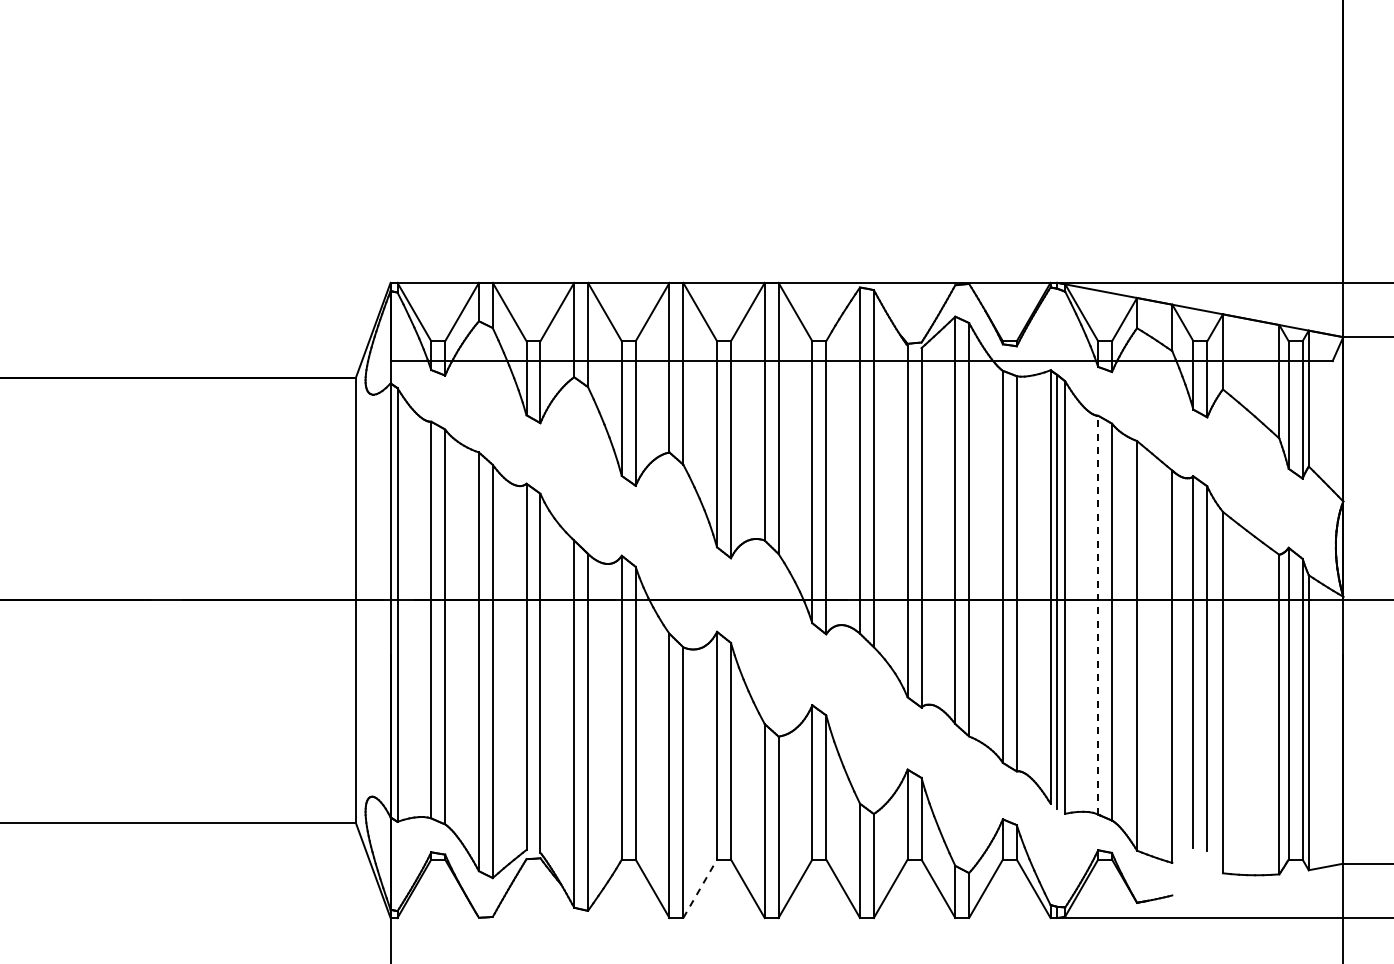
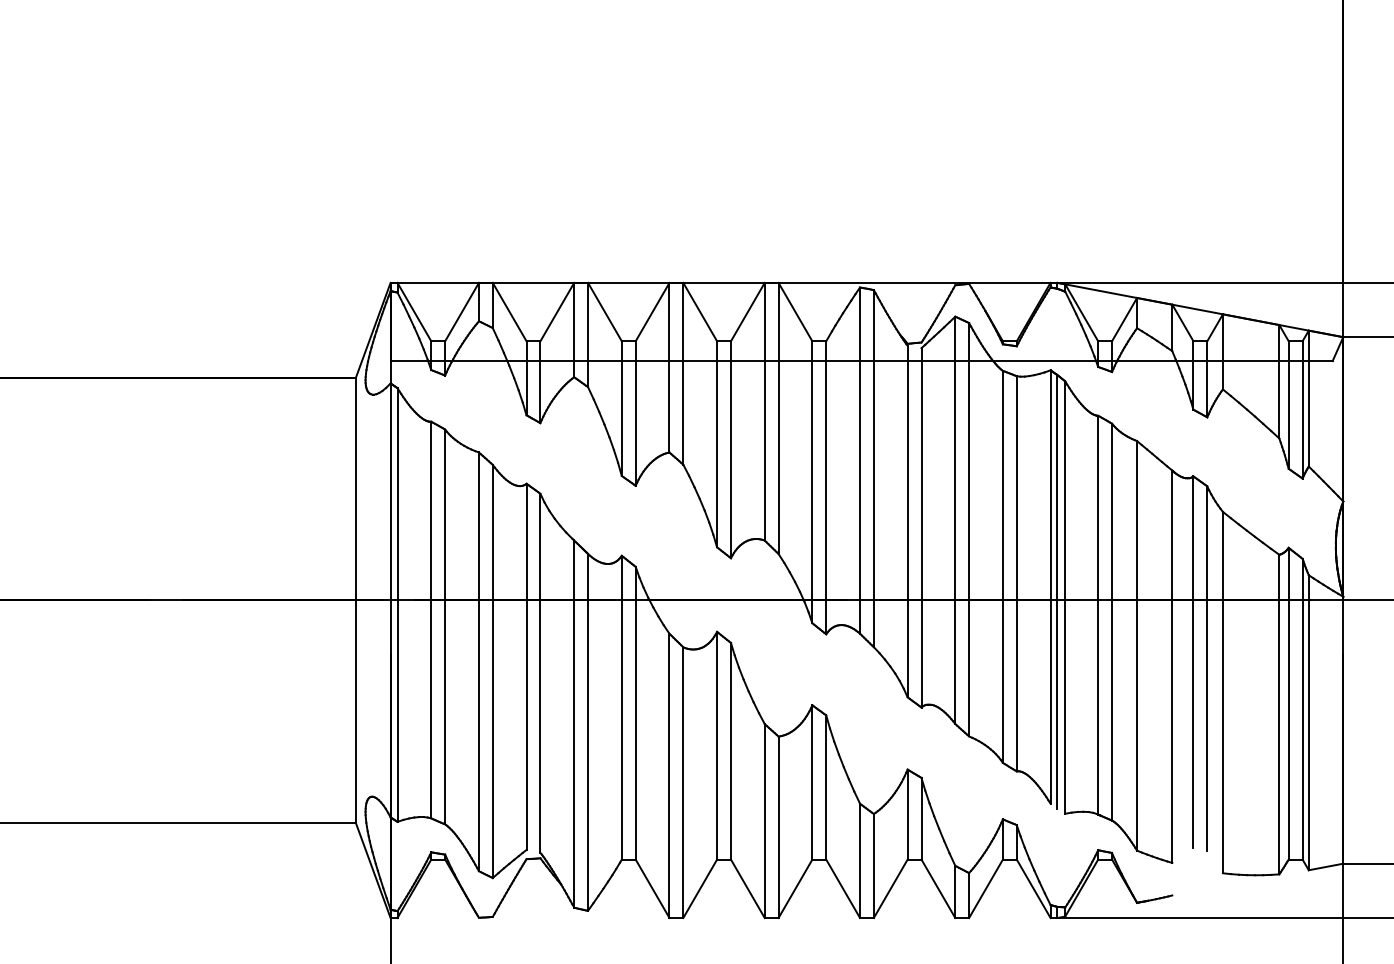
line: dashed -> solid (1098, 614)
line: dashed -> solid (700, 888)
